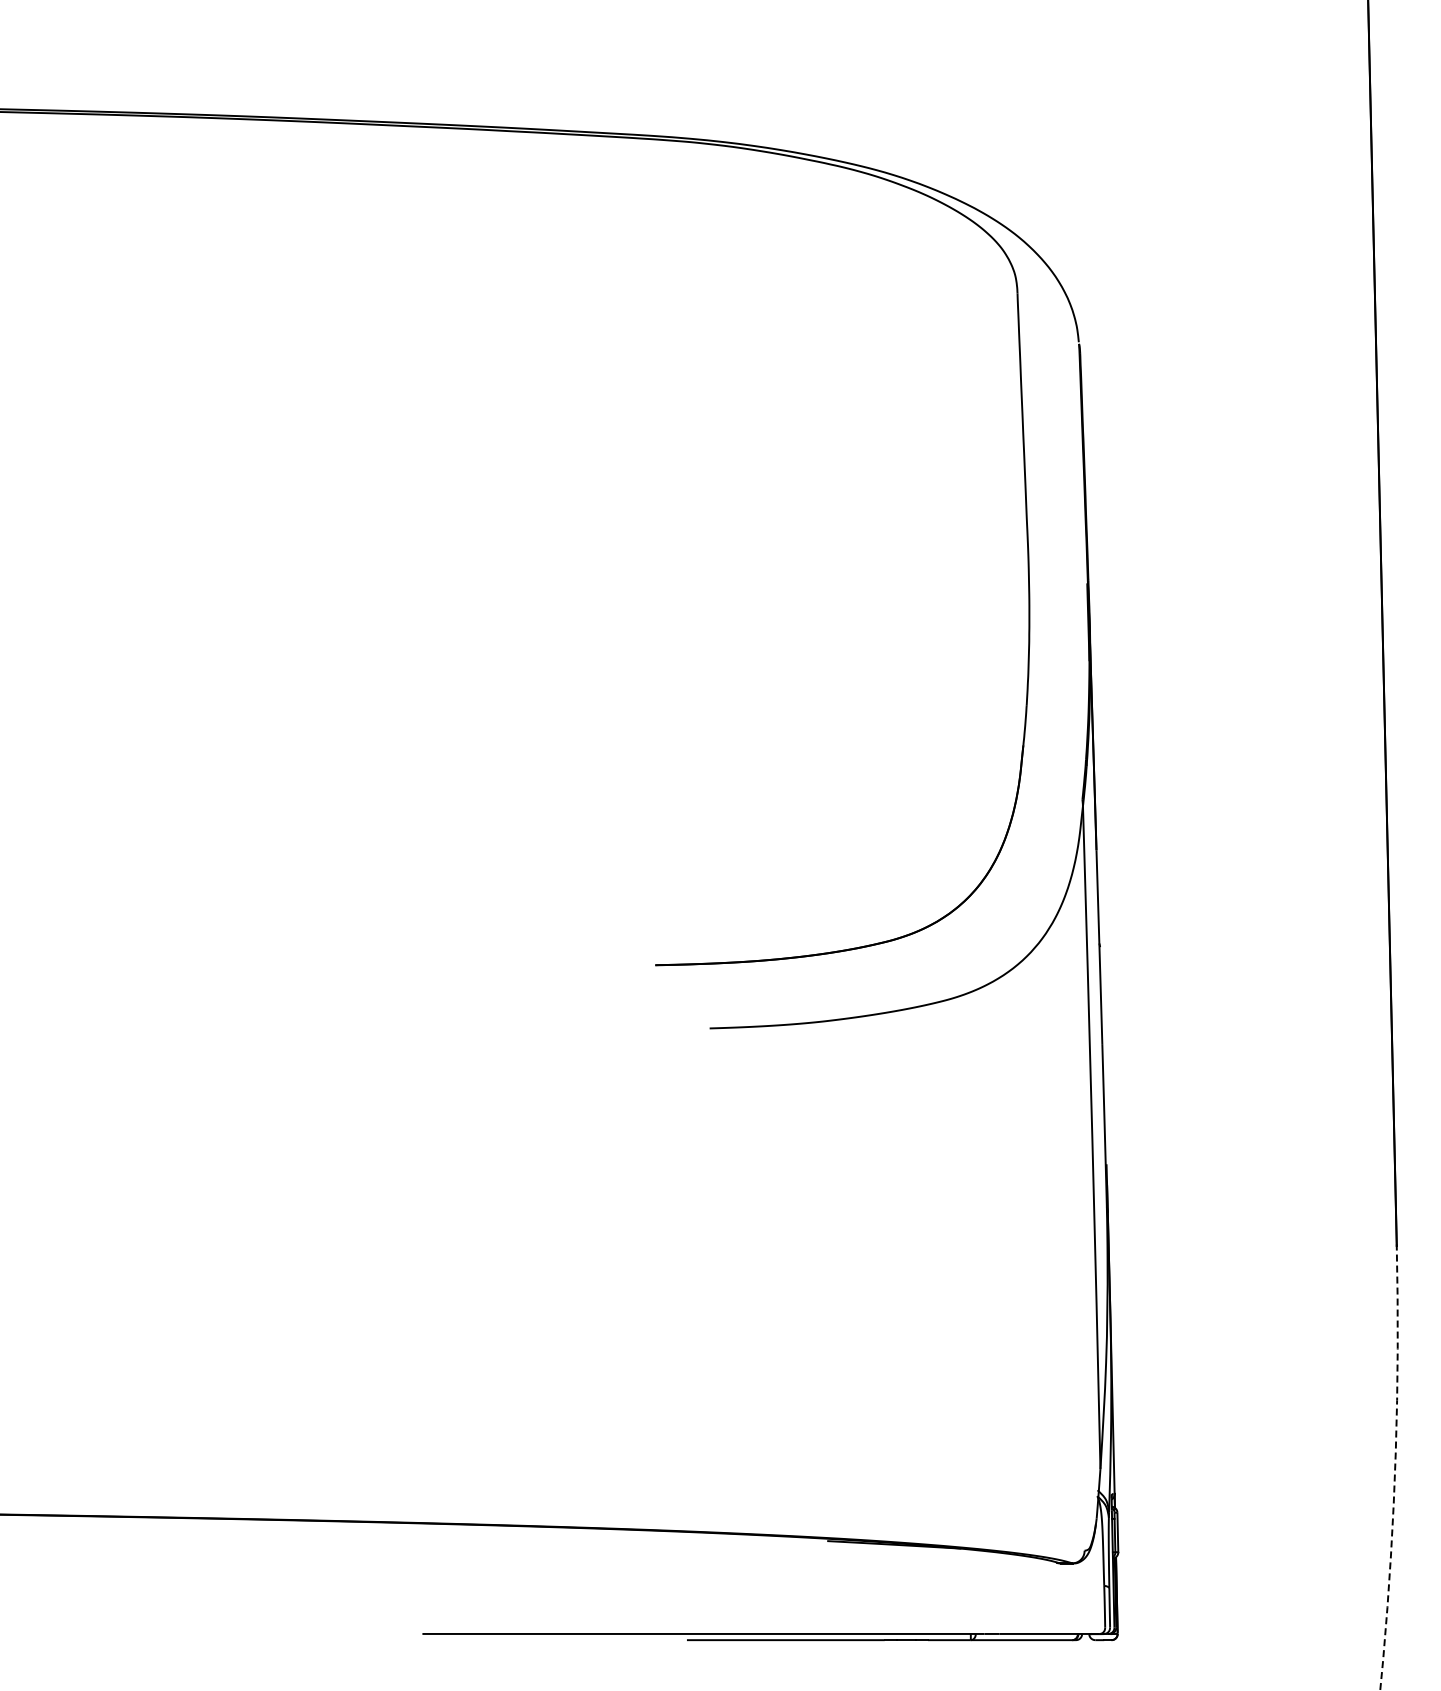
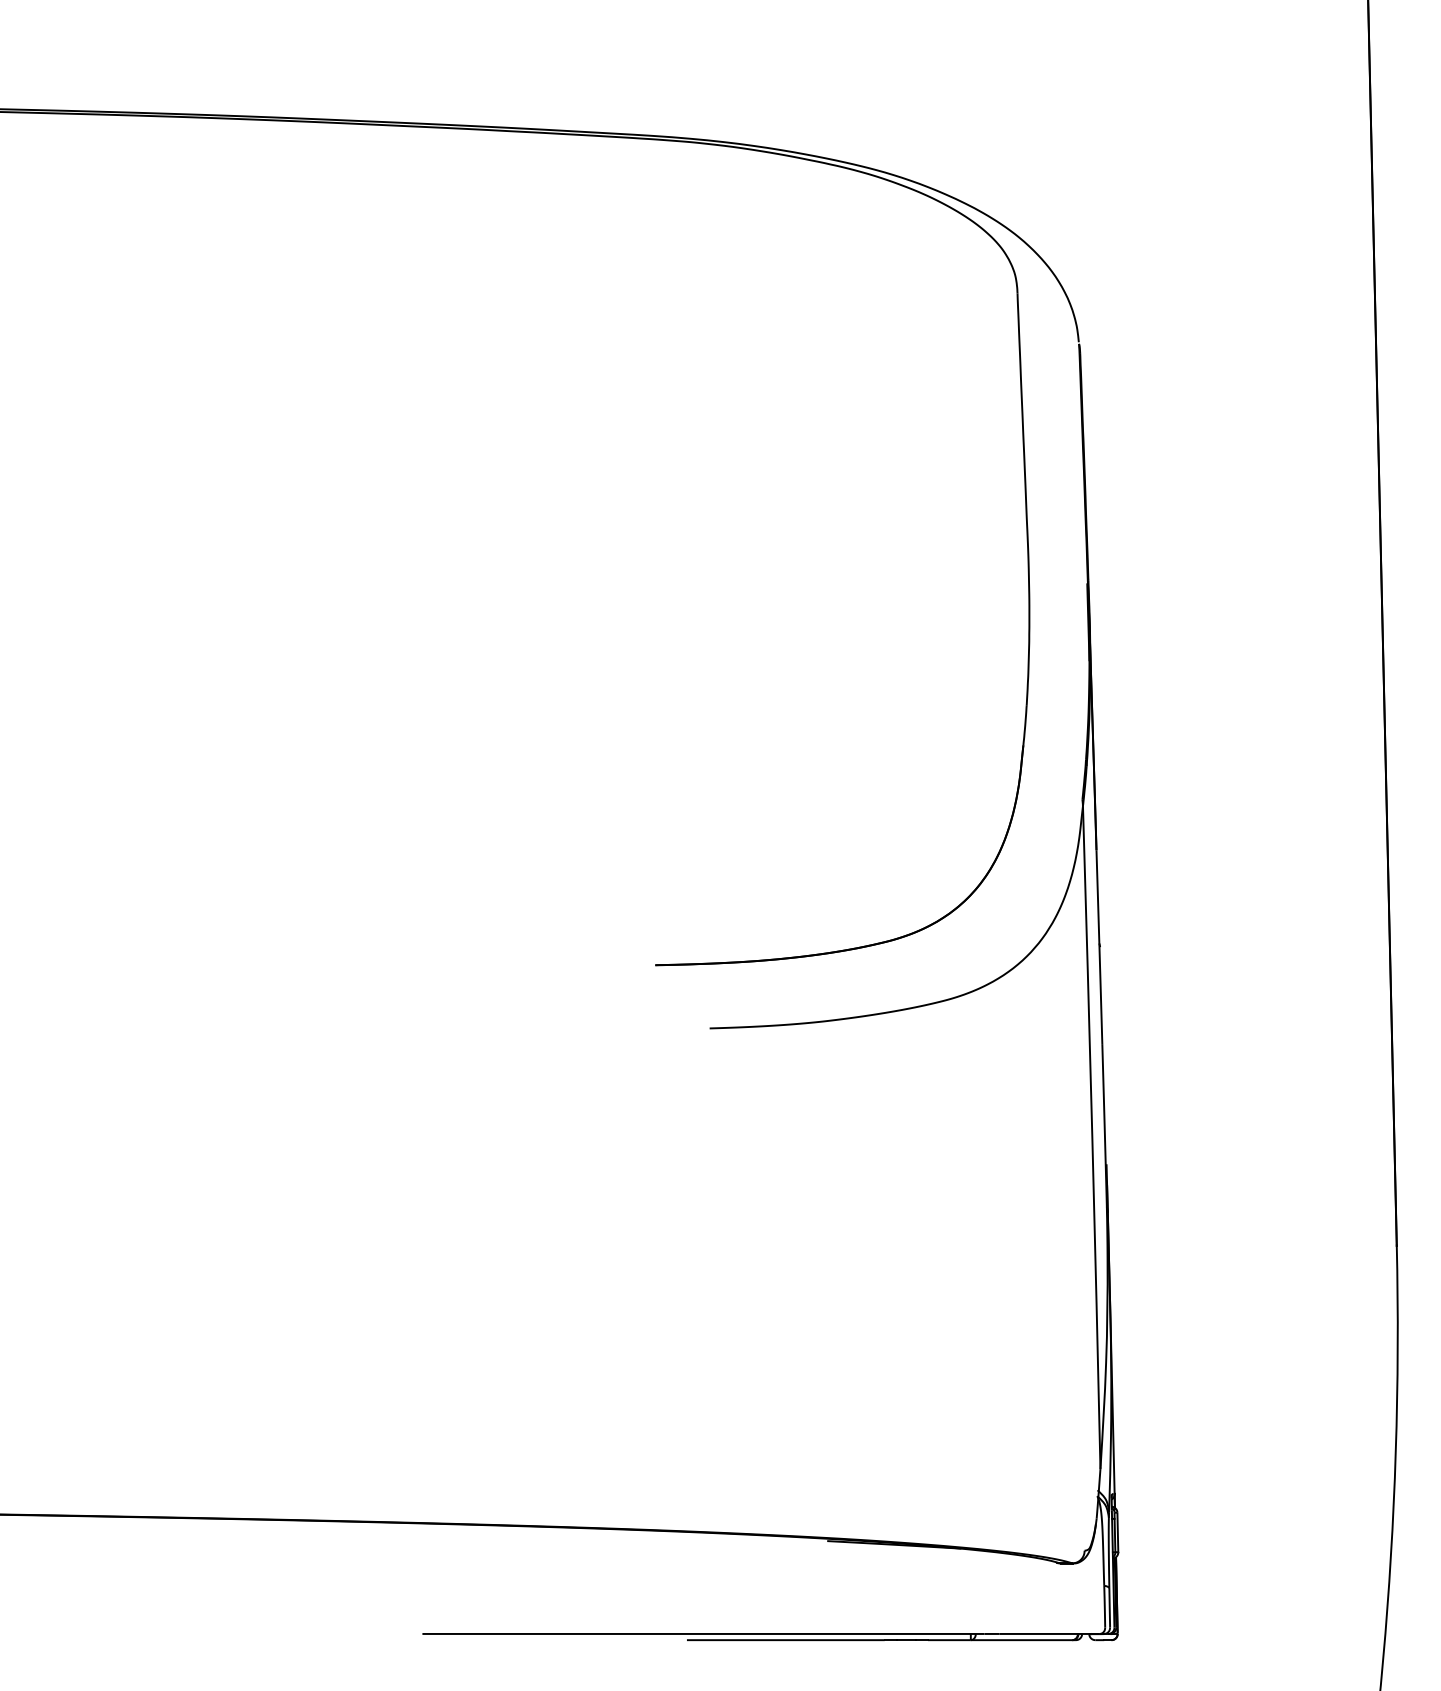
arc: dashed -> solid (1395, 1467)
